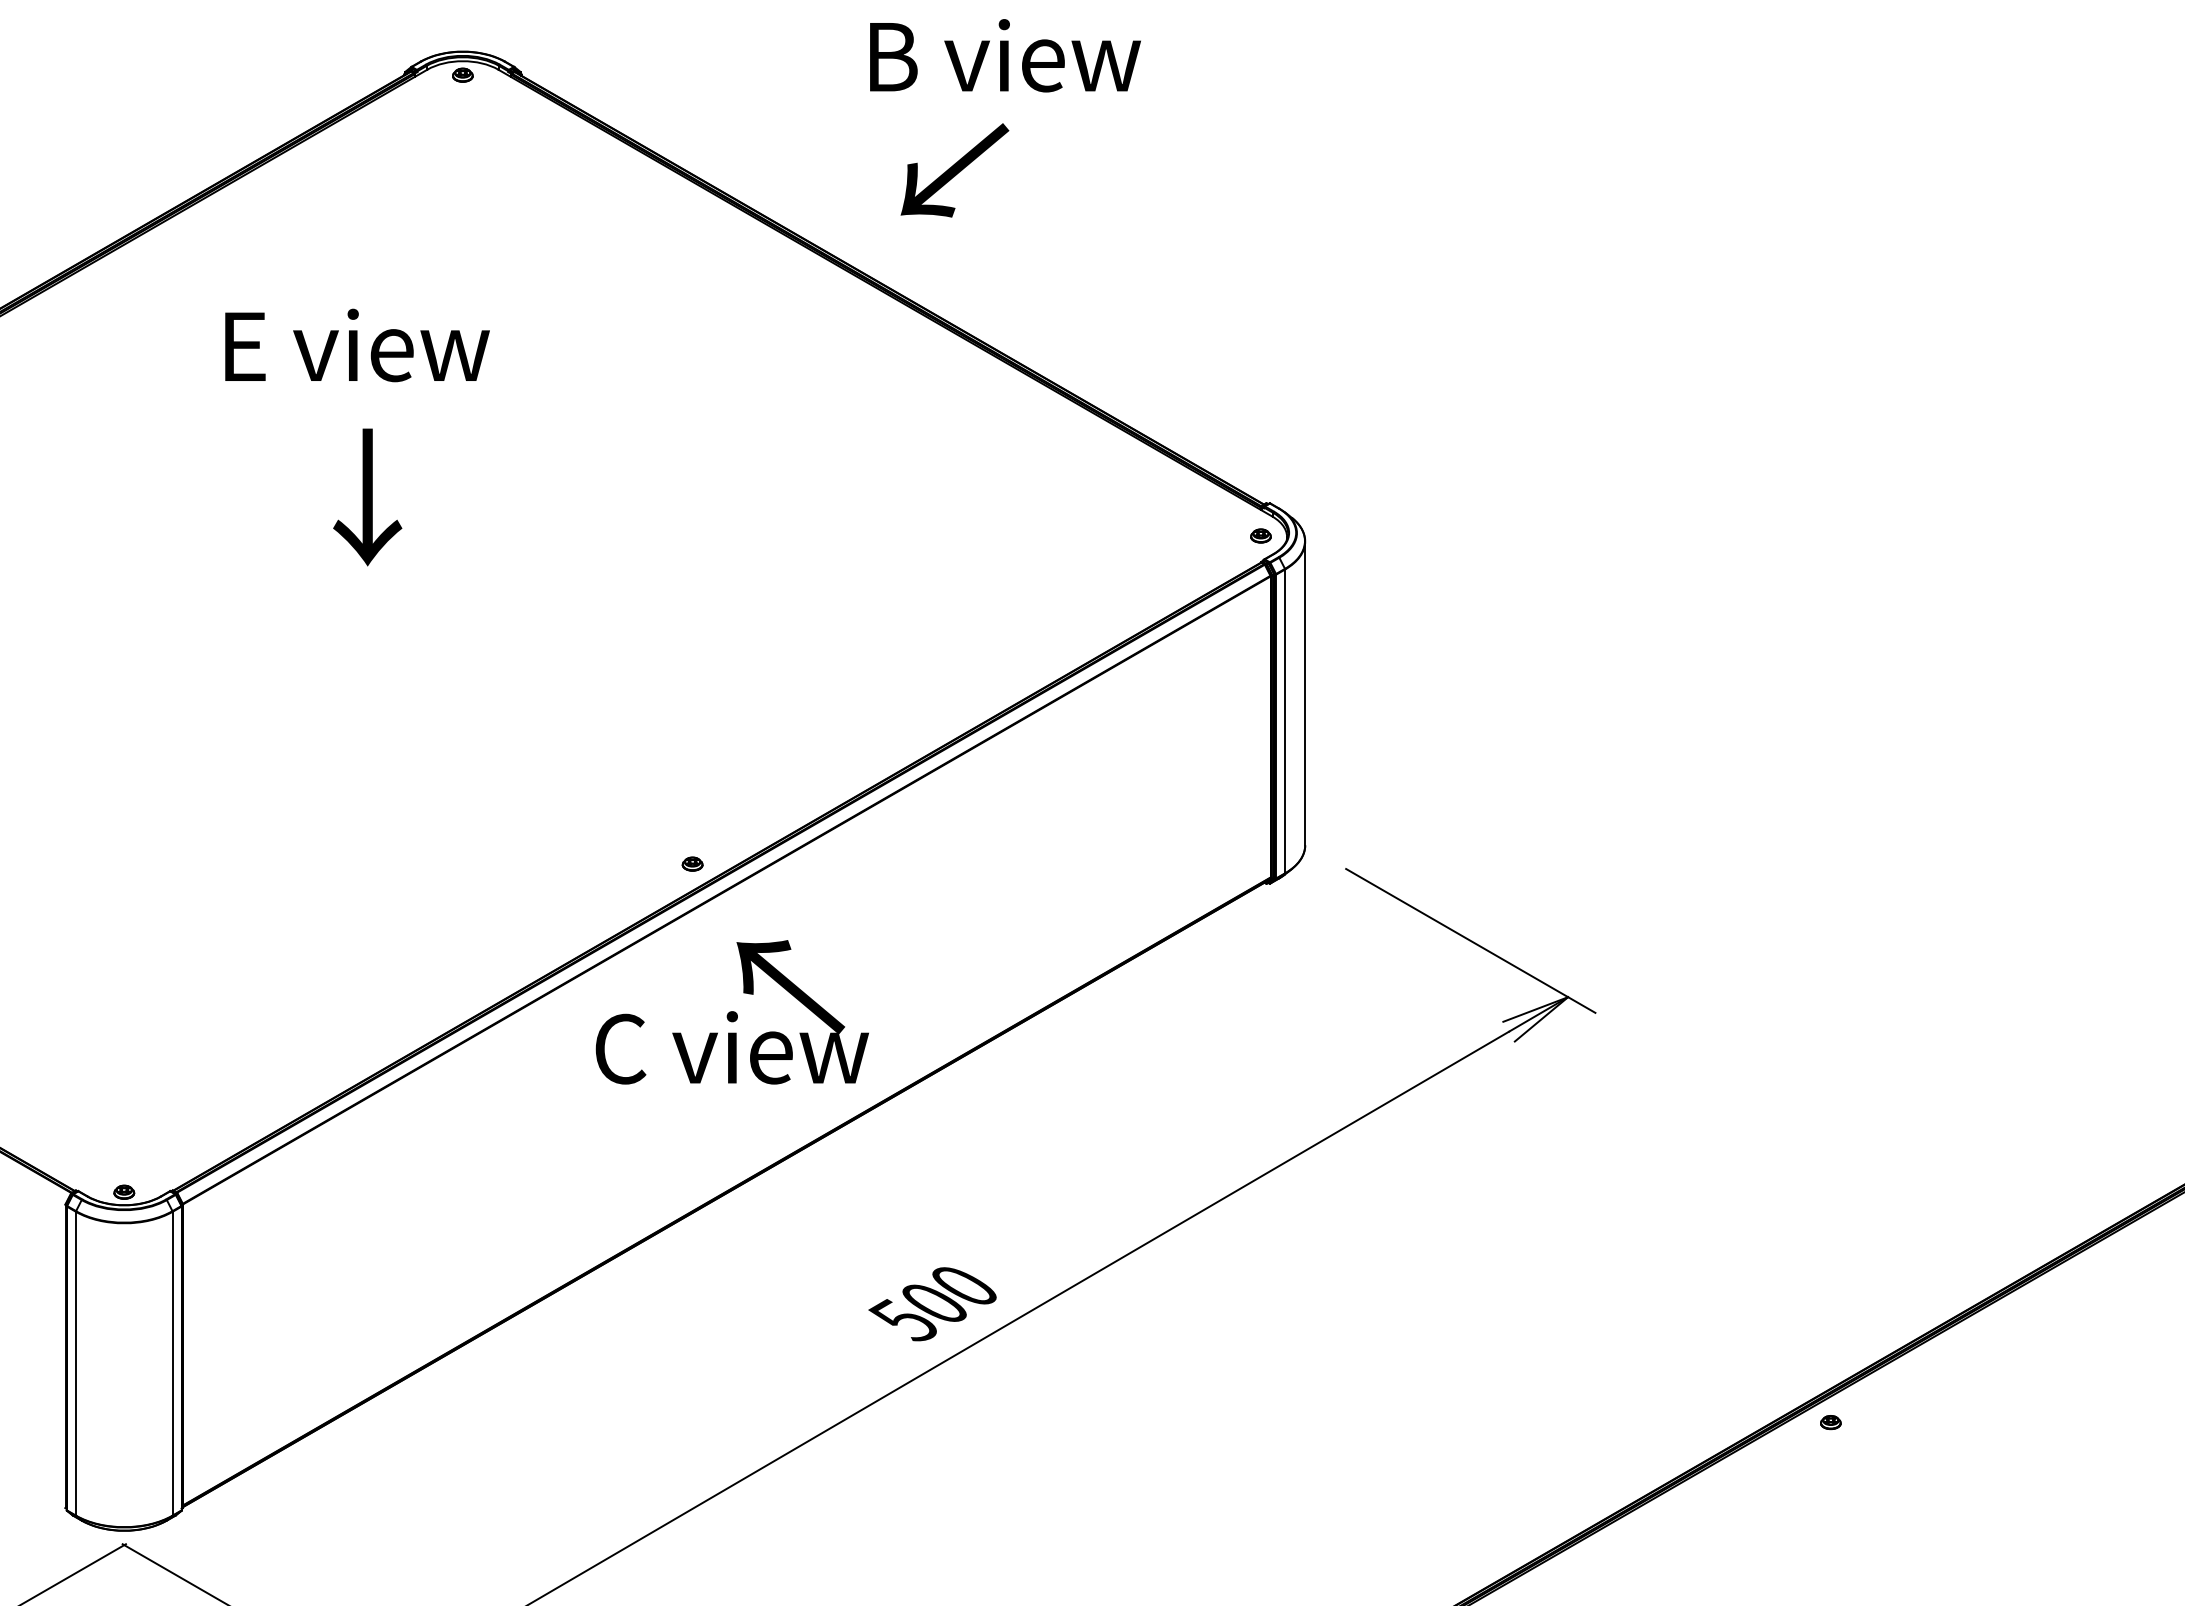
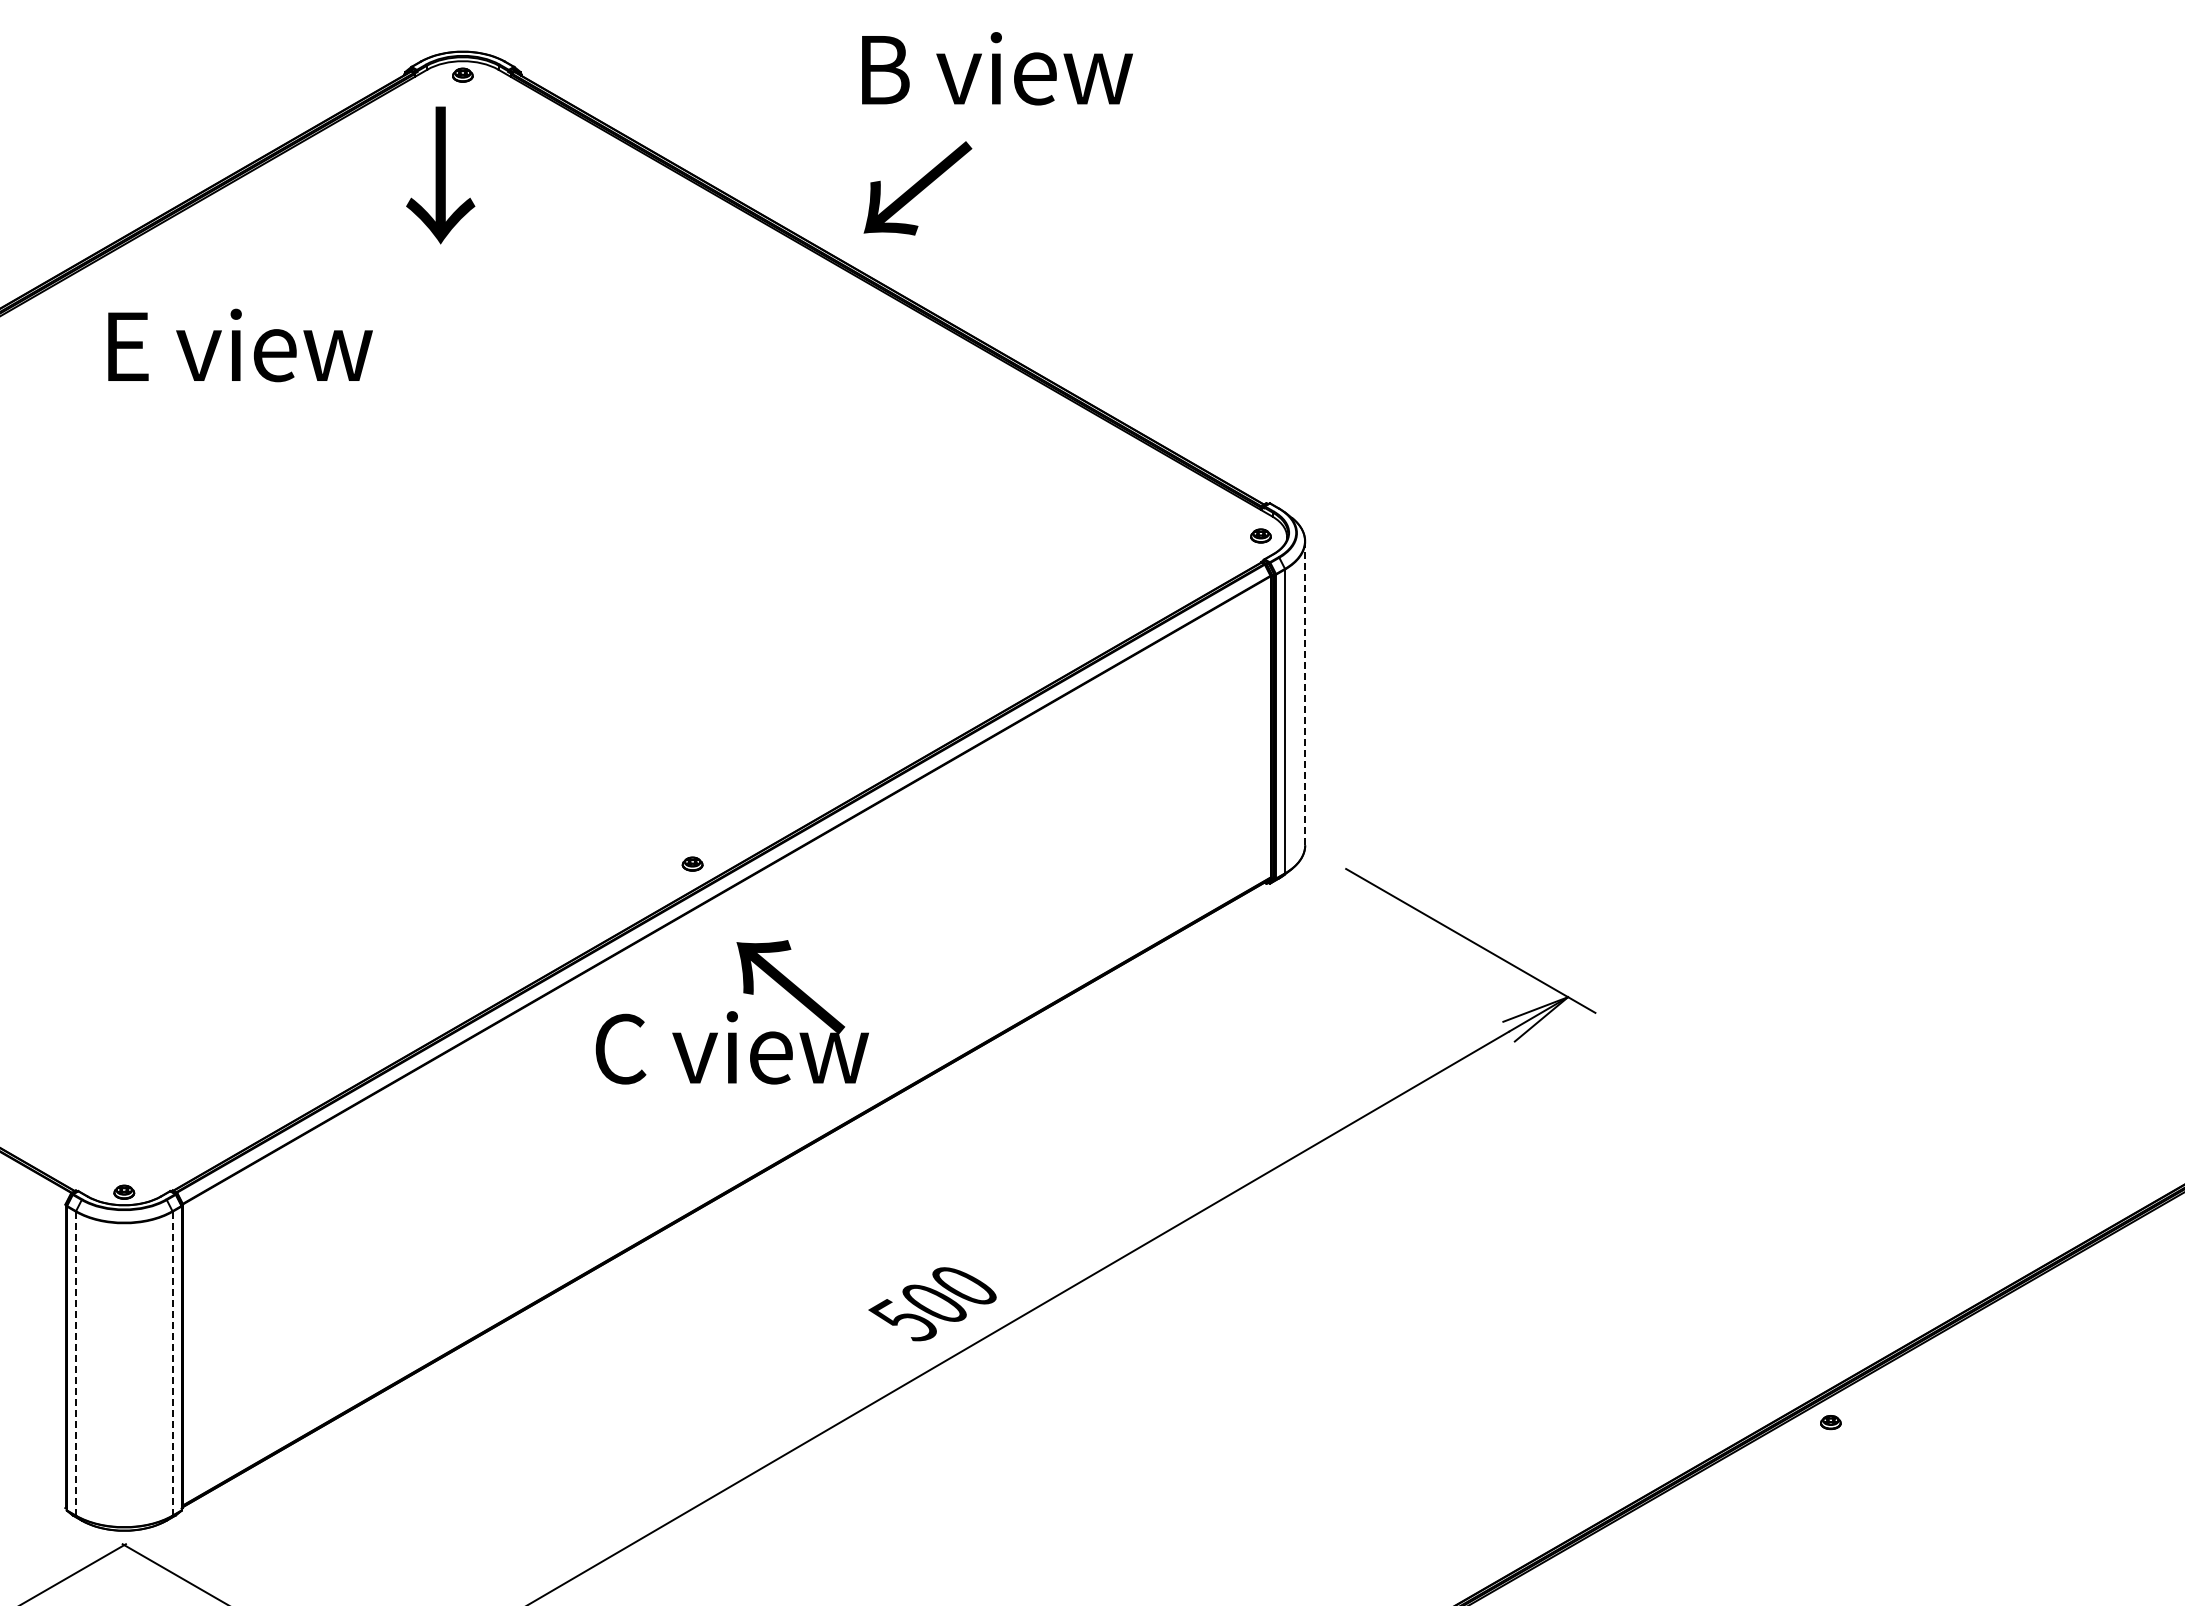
text position: (1005, 55) -> (997, 68) (997, 68)
text position: (954, 170) -> (917, 188) (917, 188)
text position: (357, 345) -> (240, 345) (240, 345)
text position: (367, 497) -> (440, 175) (440, 175)
line: solid -> dashed (1305, 693)
line: solid -> dashed (75, 1363)
line: solid -> dashed (172, 1363)
